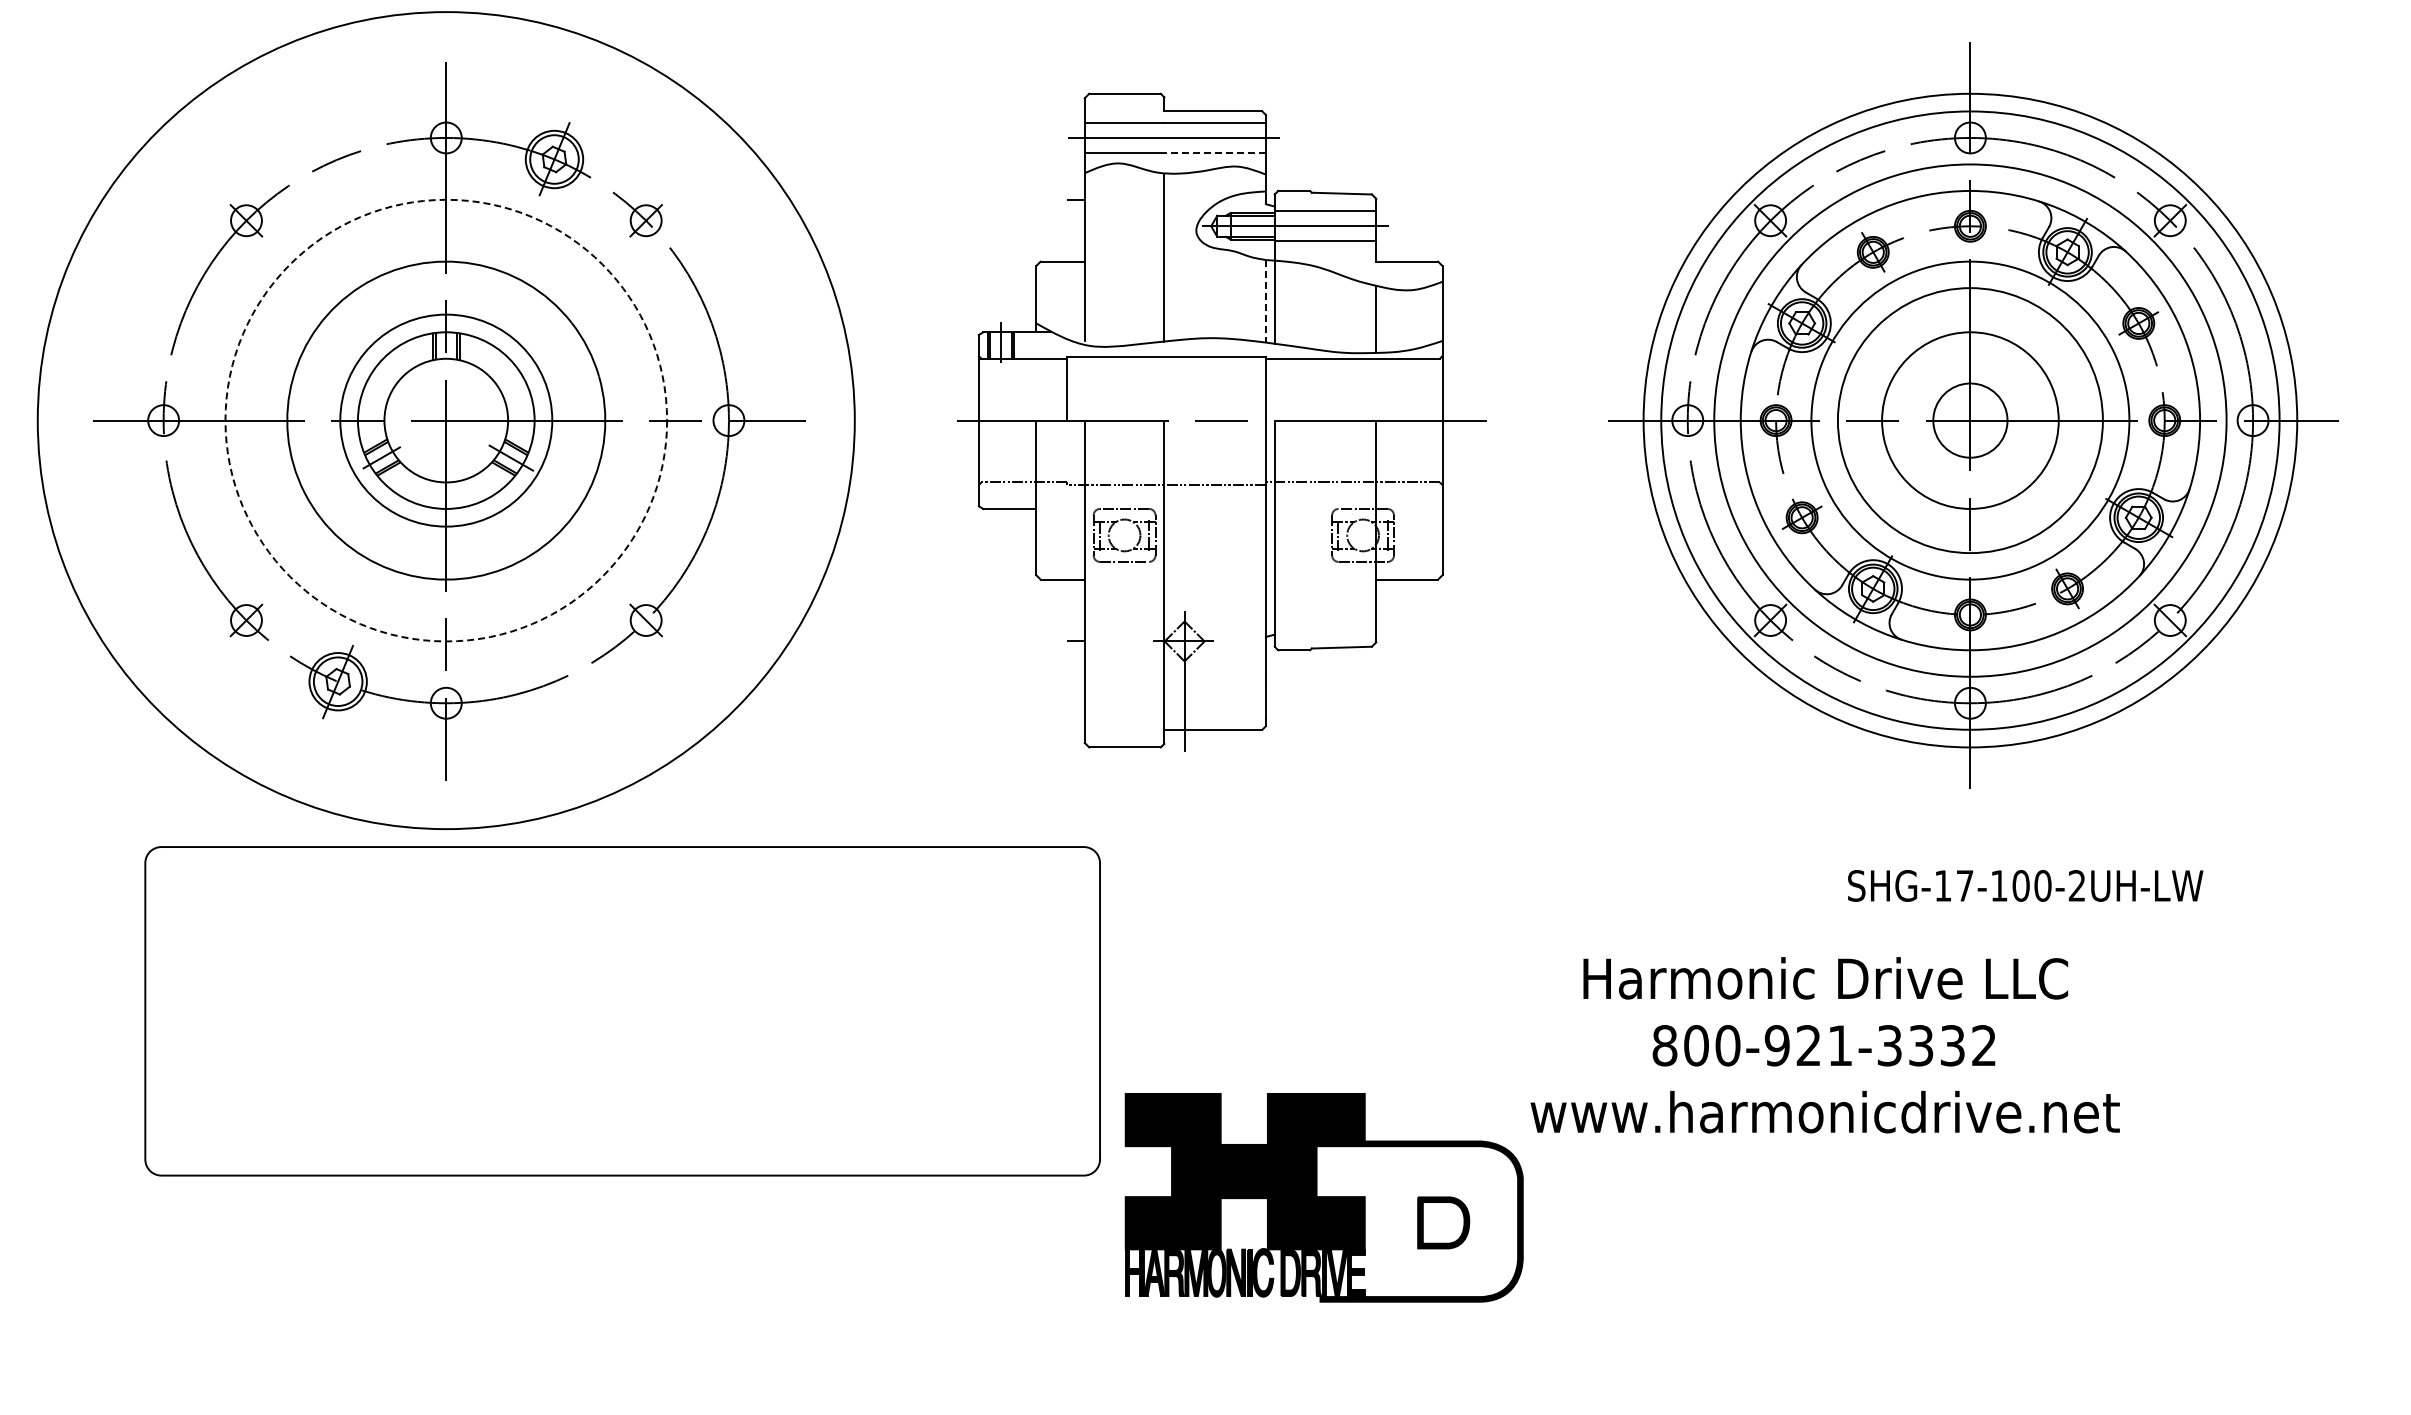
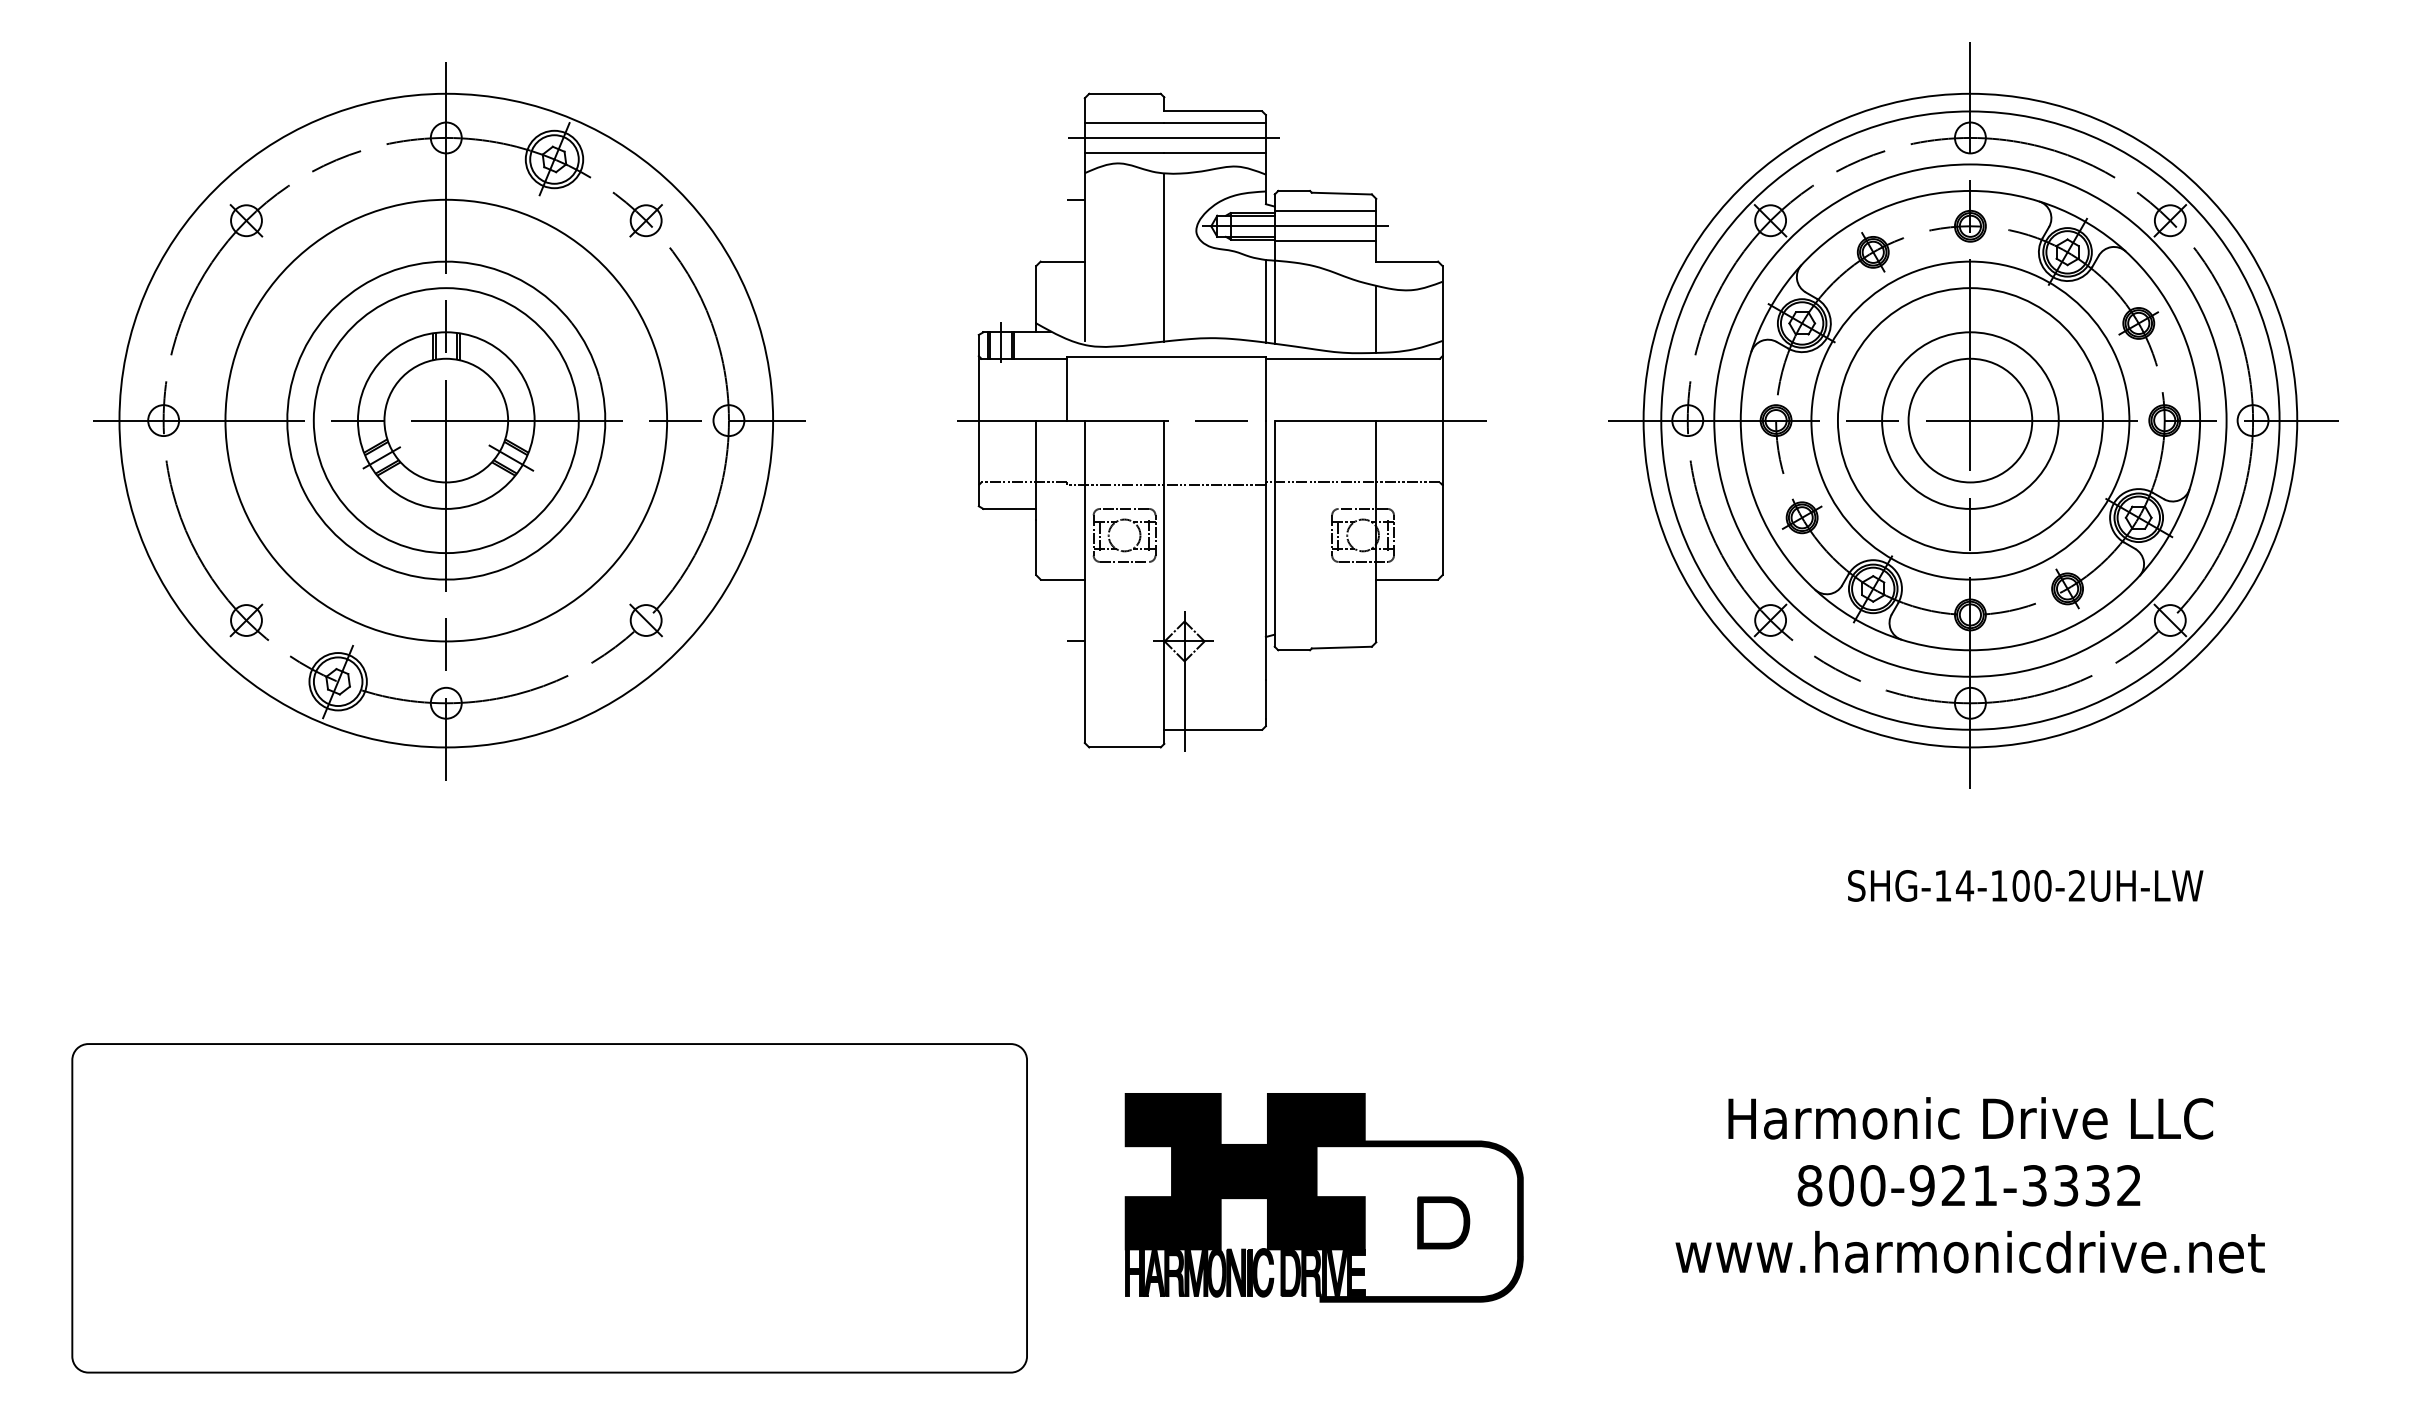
line: dashed -> solid (1215, 153)
line: dashed -> solid (1265, 301)
circle diameter: 817 px -> 654 px (446, 420)
circle diameter: 212 px -> 265 px (445, 420)
circle: dashed -> solid (446, 420)
circle diameter: 74 px -> 124 px (1970, 420)
text: SHG-17-100-2UH-LW -> SHG-14-100-2UH-LW (1964, 885)
part position: (622, 1011) -> (549, 1208) (549, 1208)
text position: (1824, 1045) -> (1969, 1185) (1969, 1185)
